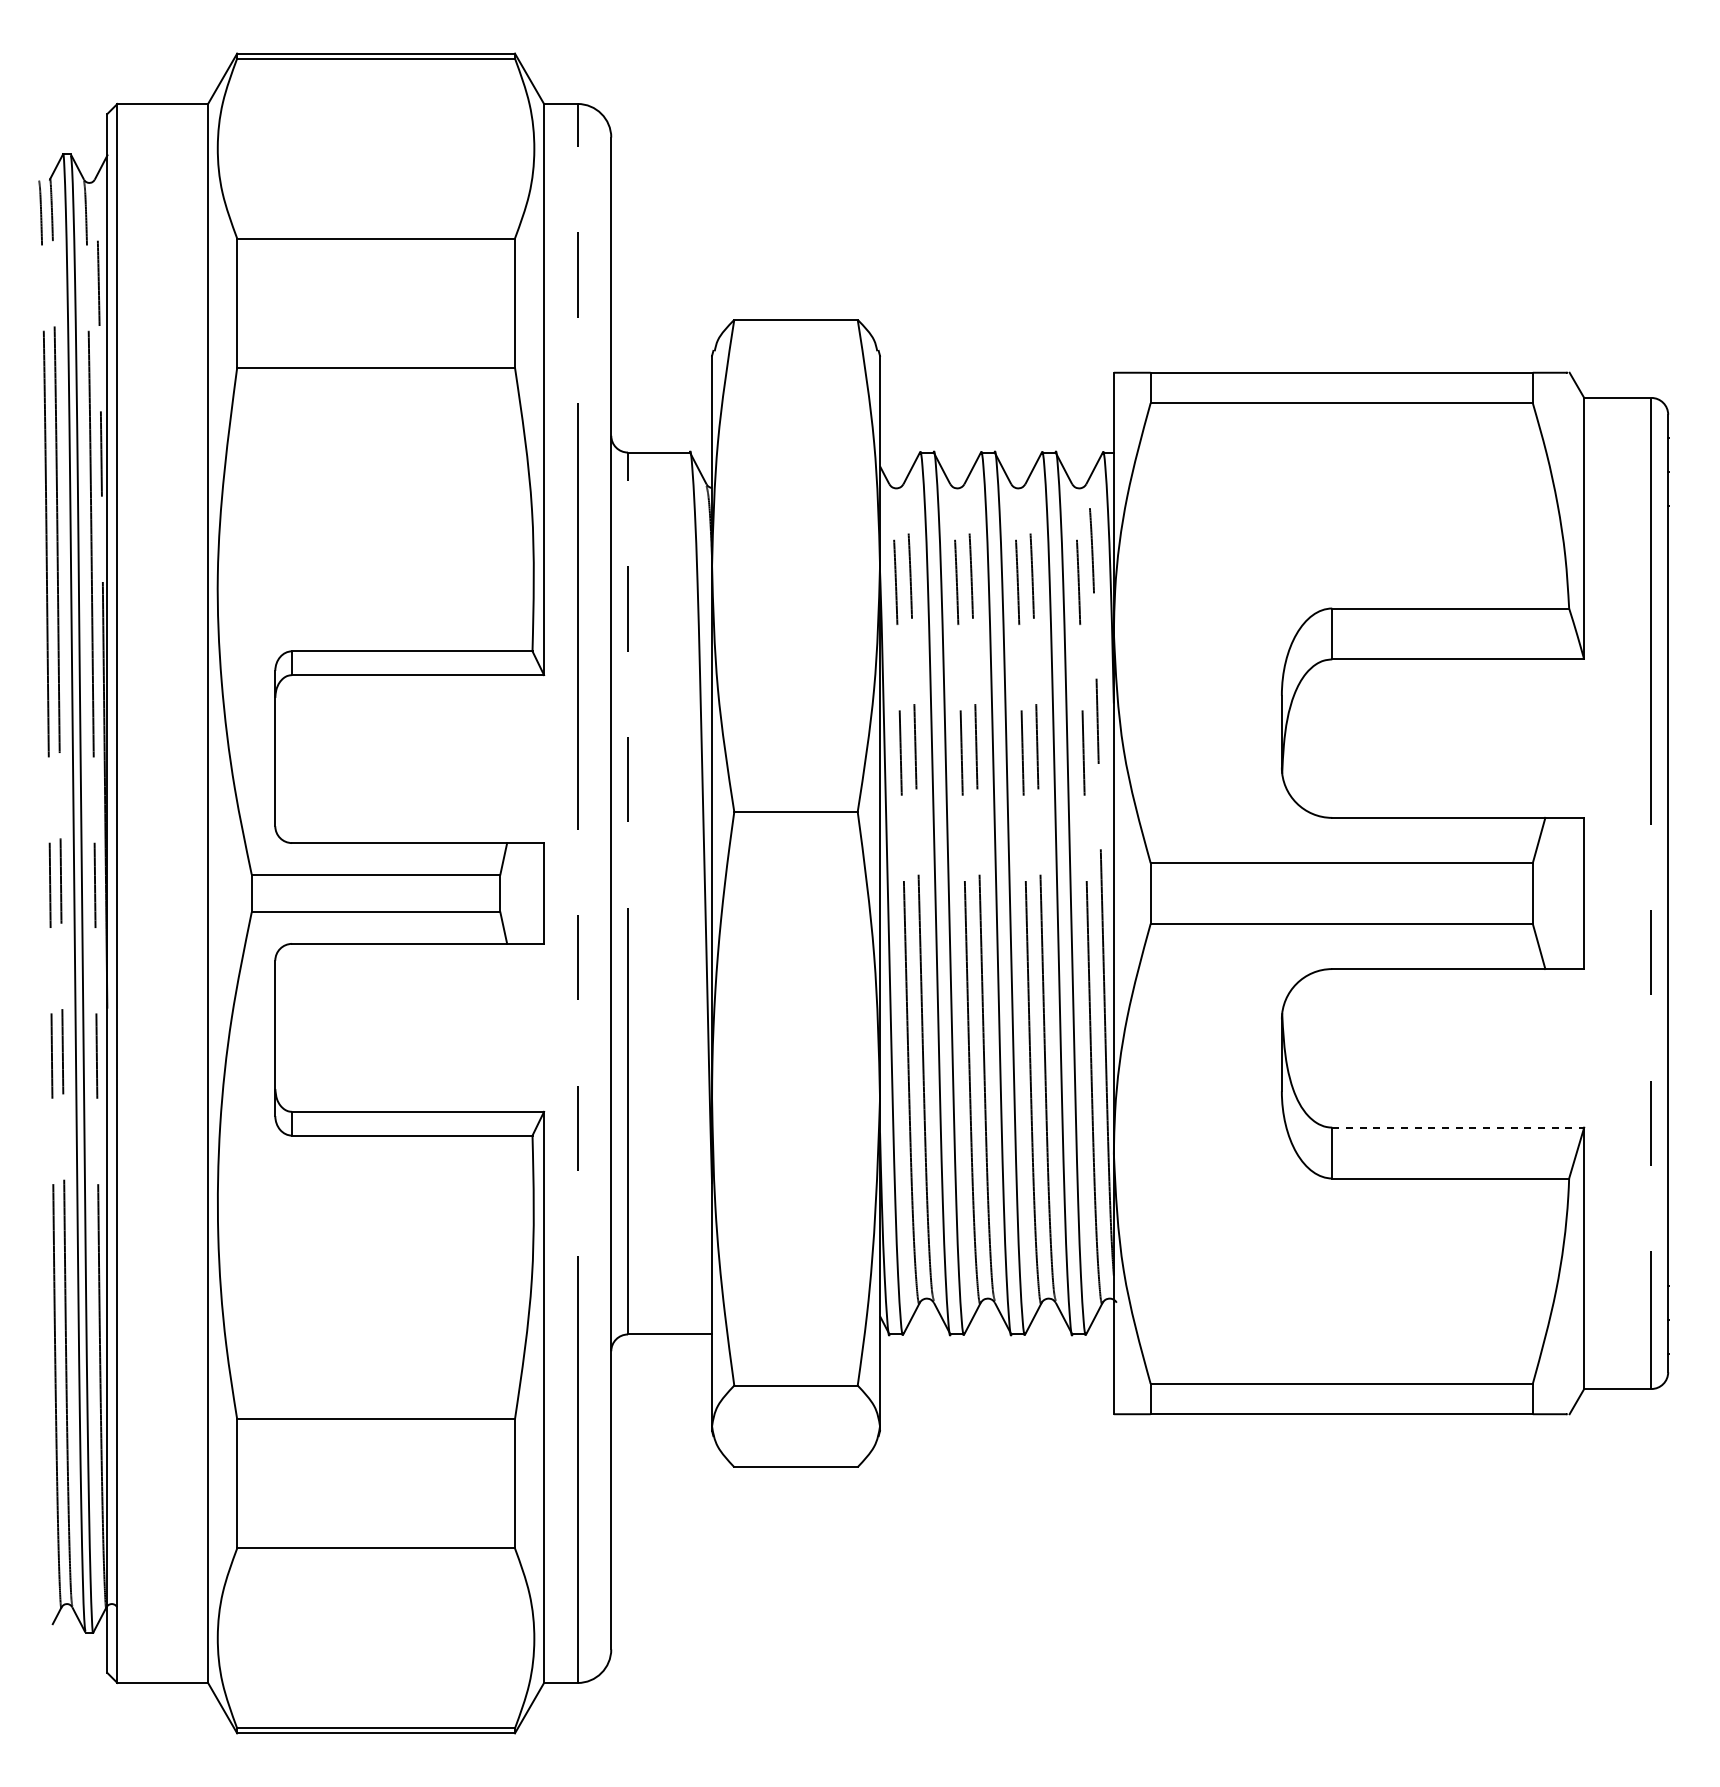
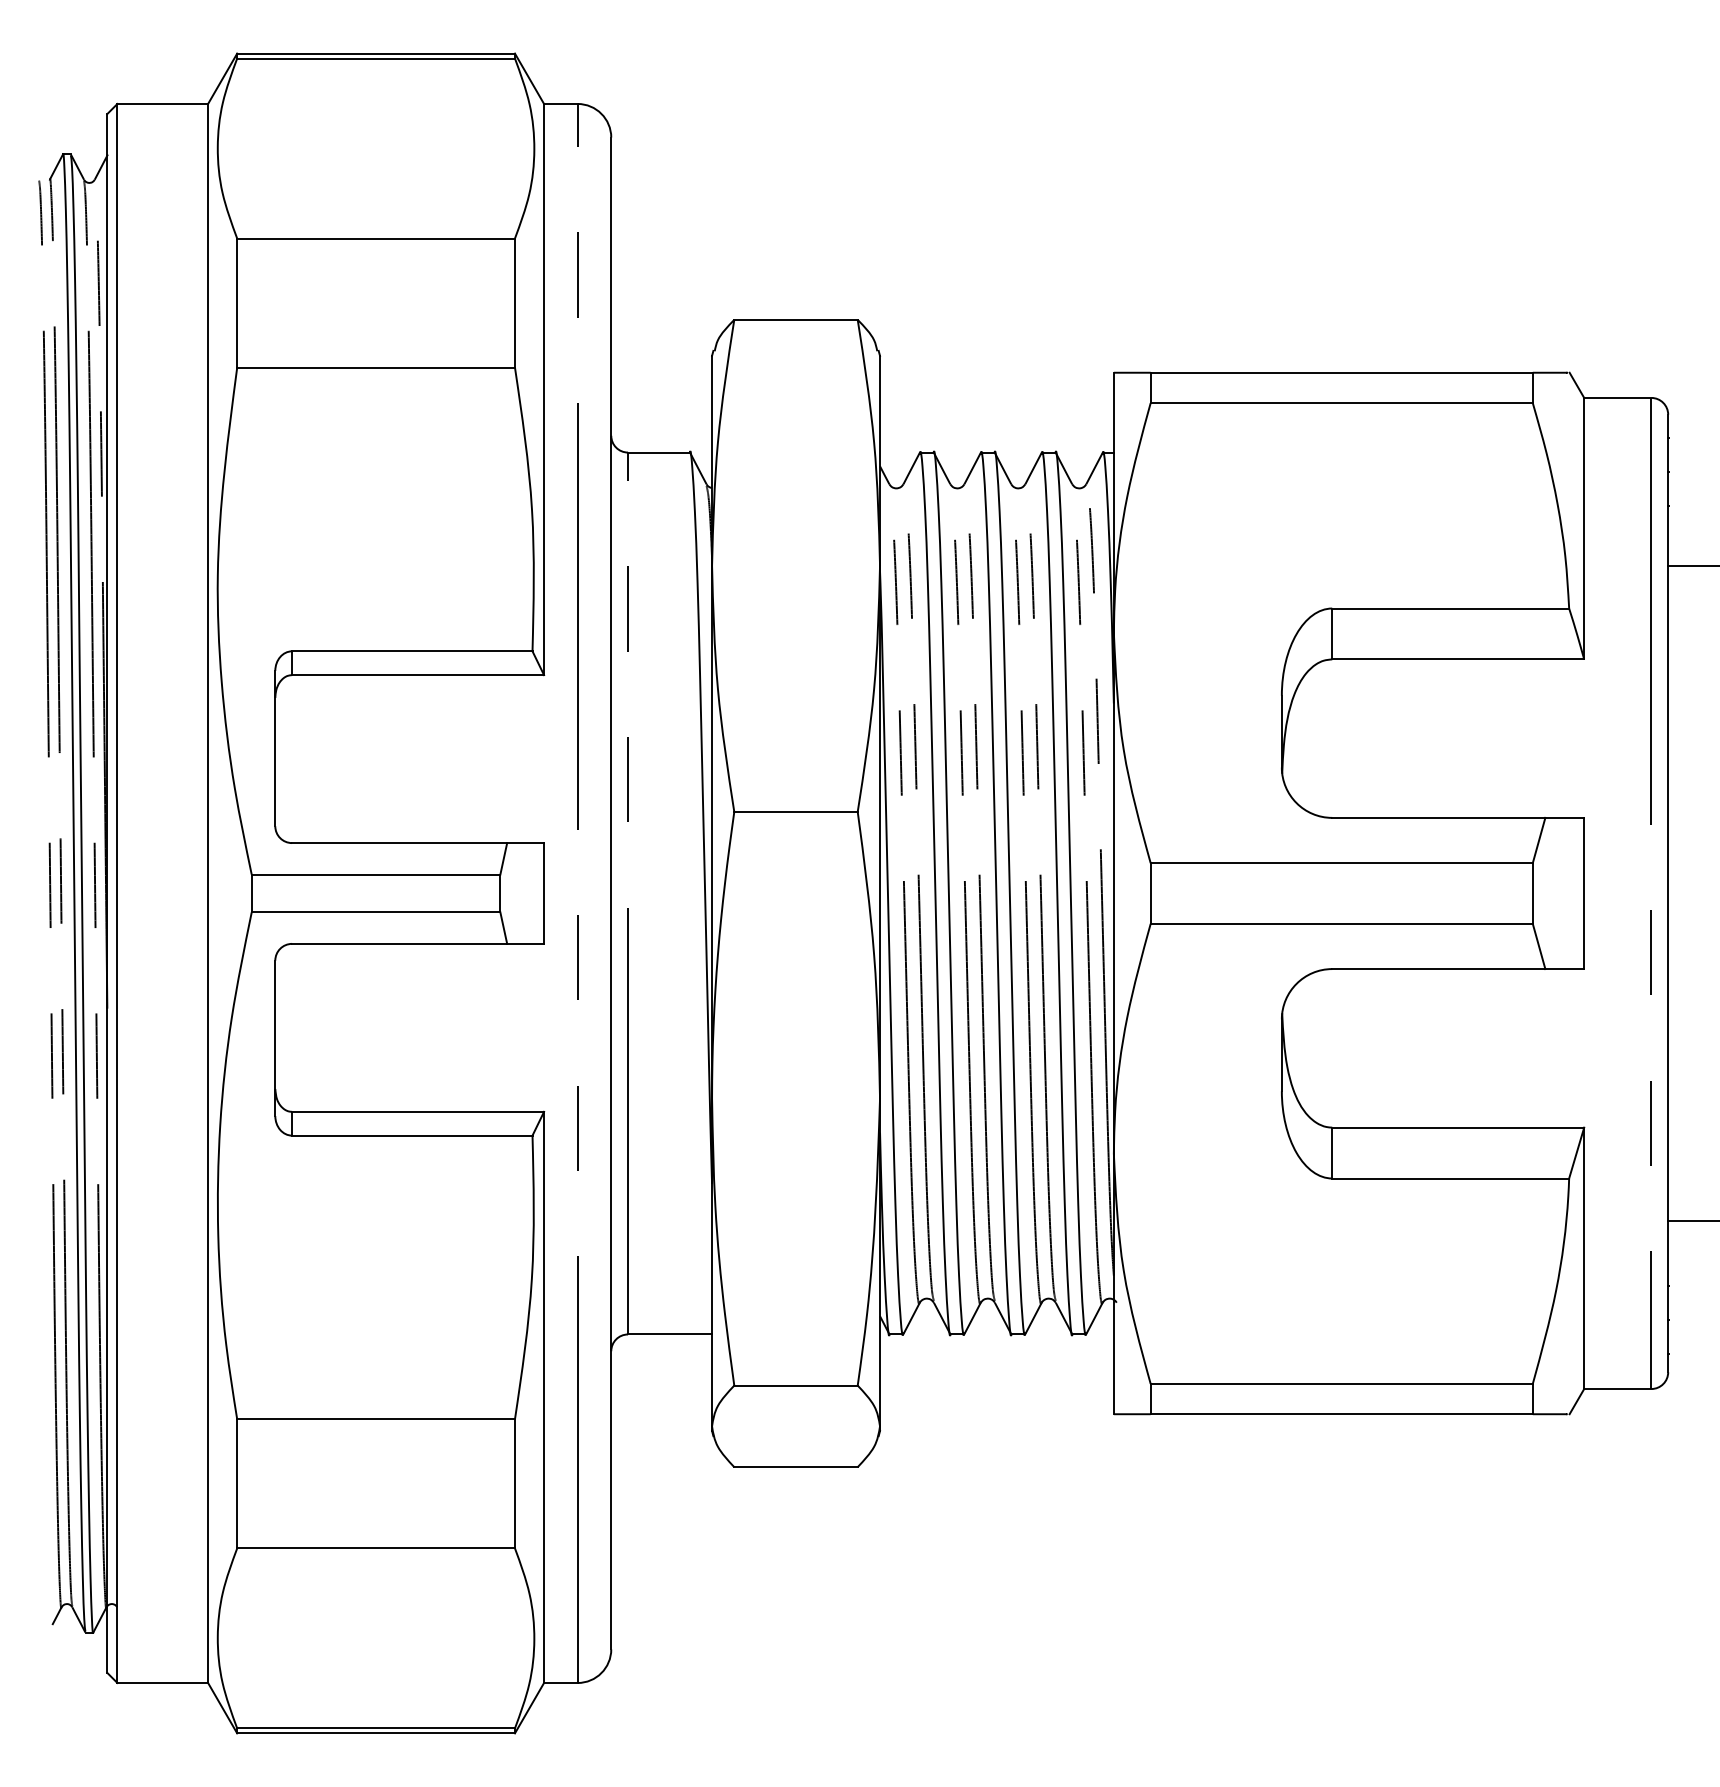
line: none -> present (1692, 565)
line: dashed -> solid (1458, 1127)
line: none -> present (1692, 1221)
